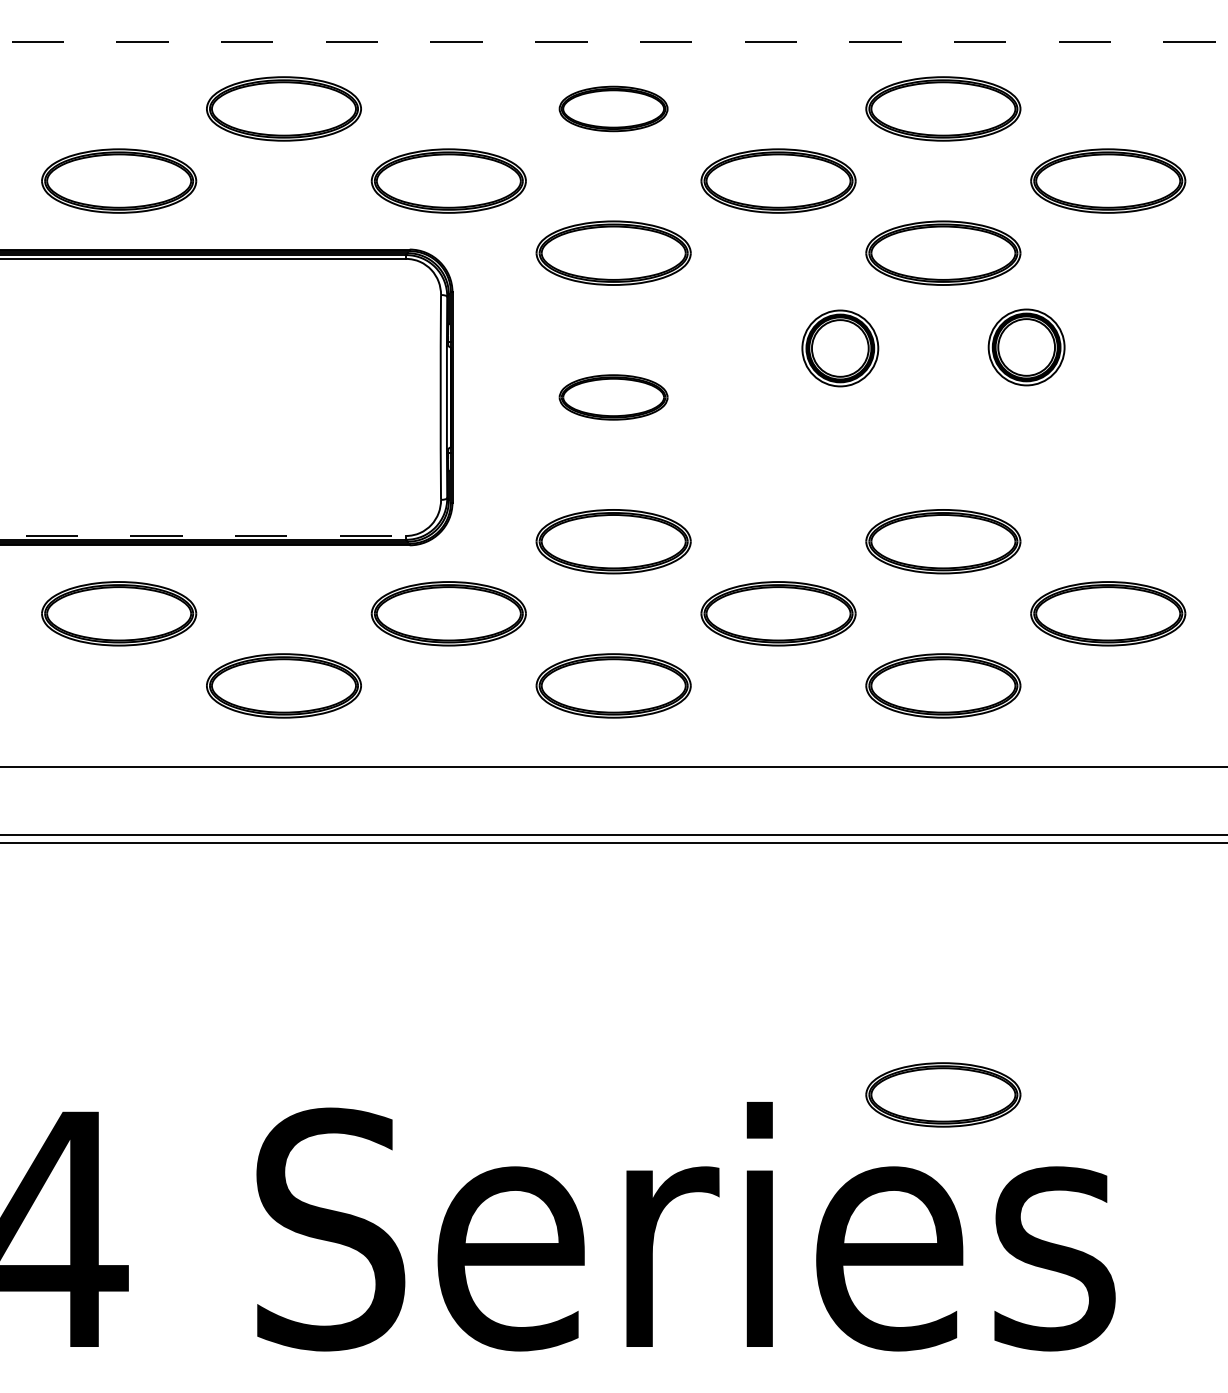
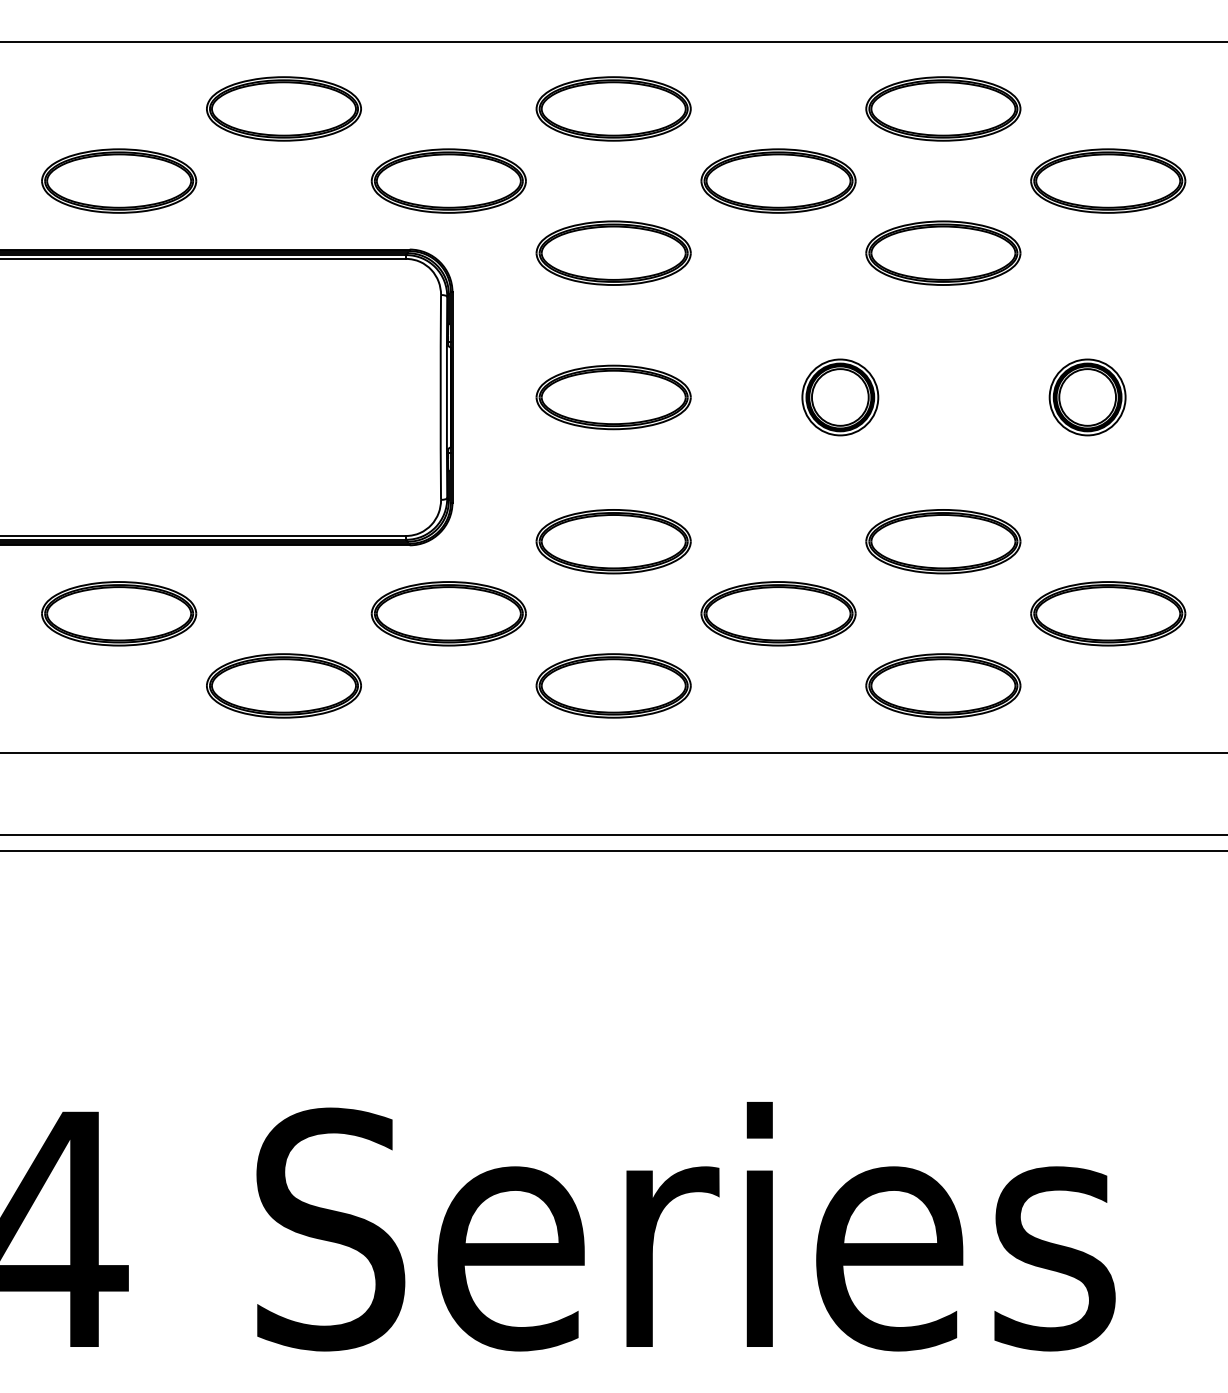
line: dashed -> solid (614, 41)
part size: 111x48 px -> 157x66 px (613, 108)
part position: (1026, 347) -> (1087, 397) (1087, 397)
part position: (840, 348) -> (840, 397) (840, 397)
part size: 111x47 px -> 157x67 px (613, 397)
line: dashed -> solid (203, 535)
line position: (613, 767) -> (613, 753) (613, 753)
line position: (613, 842) -> (613, 850) (613, 850)
part: present -> none (943, 1094)
